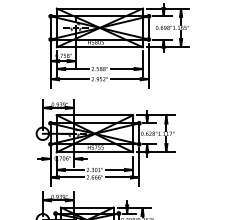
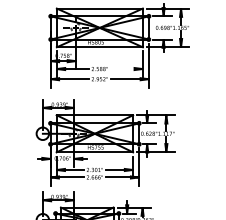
line: present -> none (126, 69)
